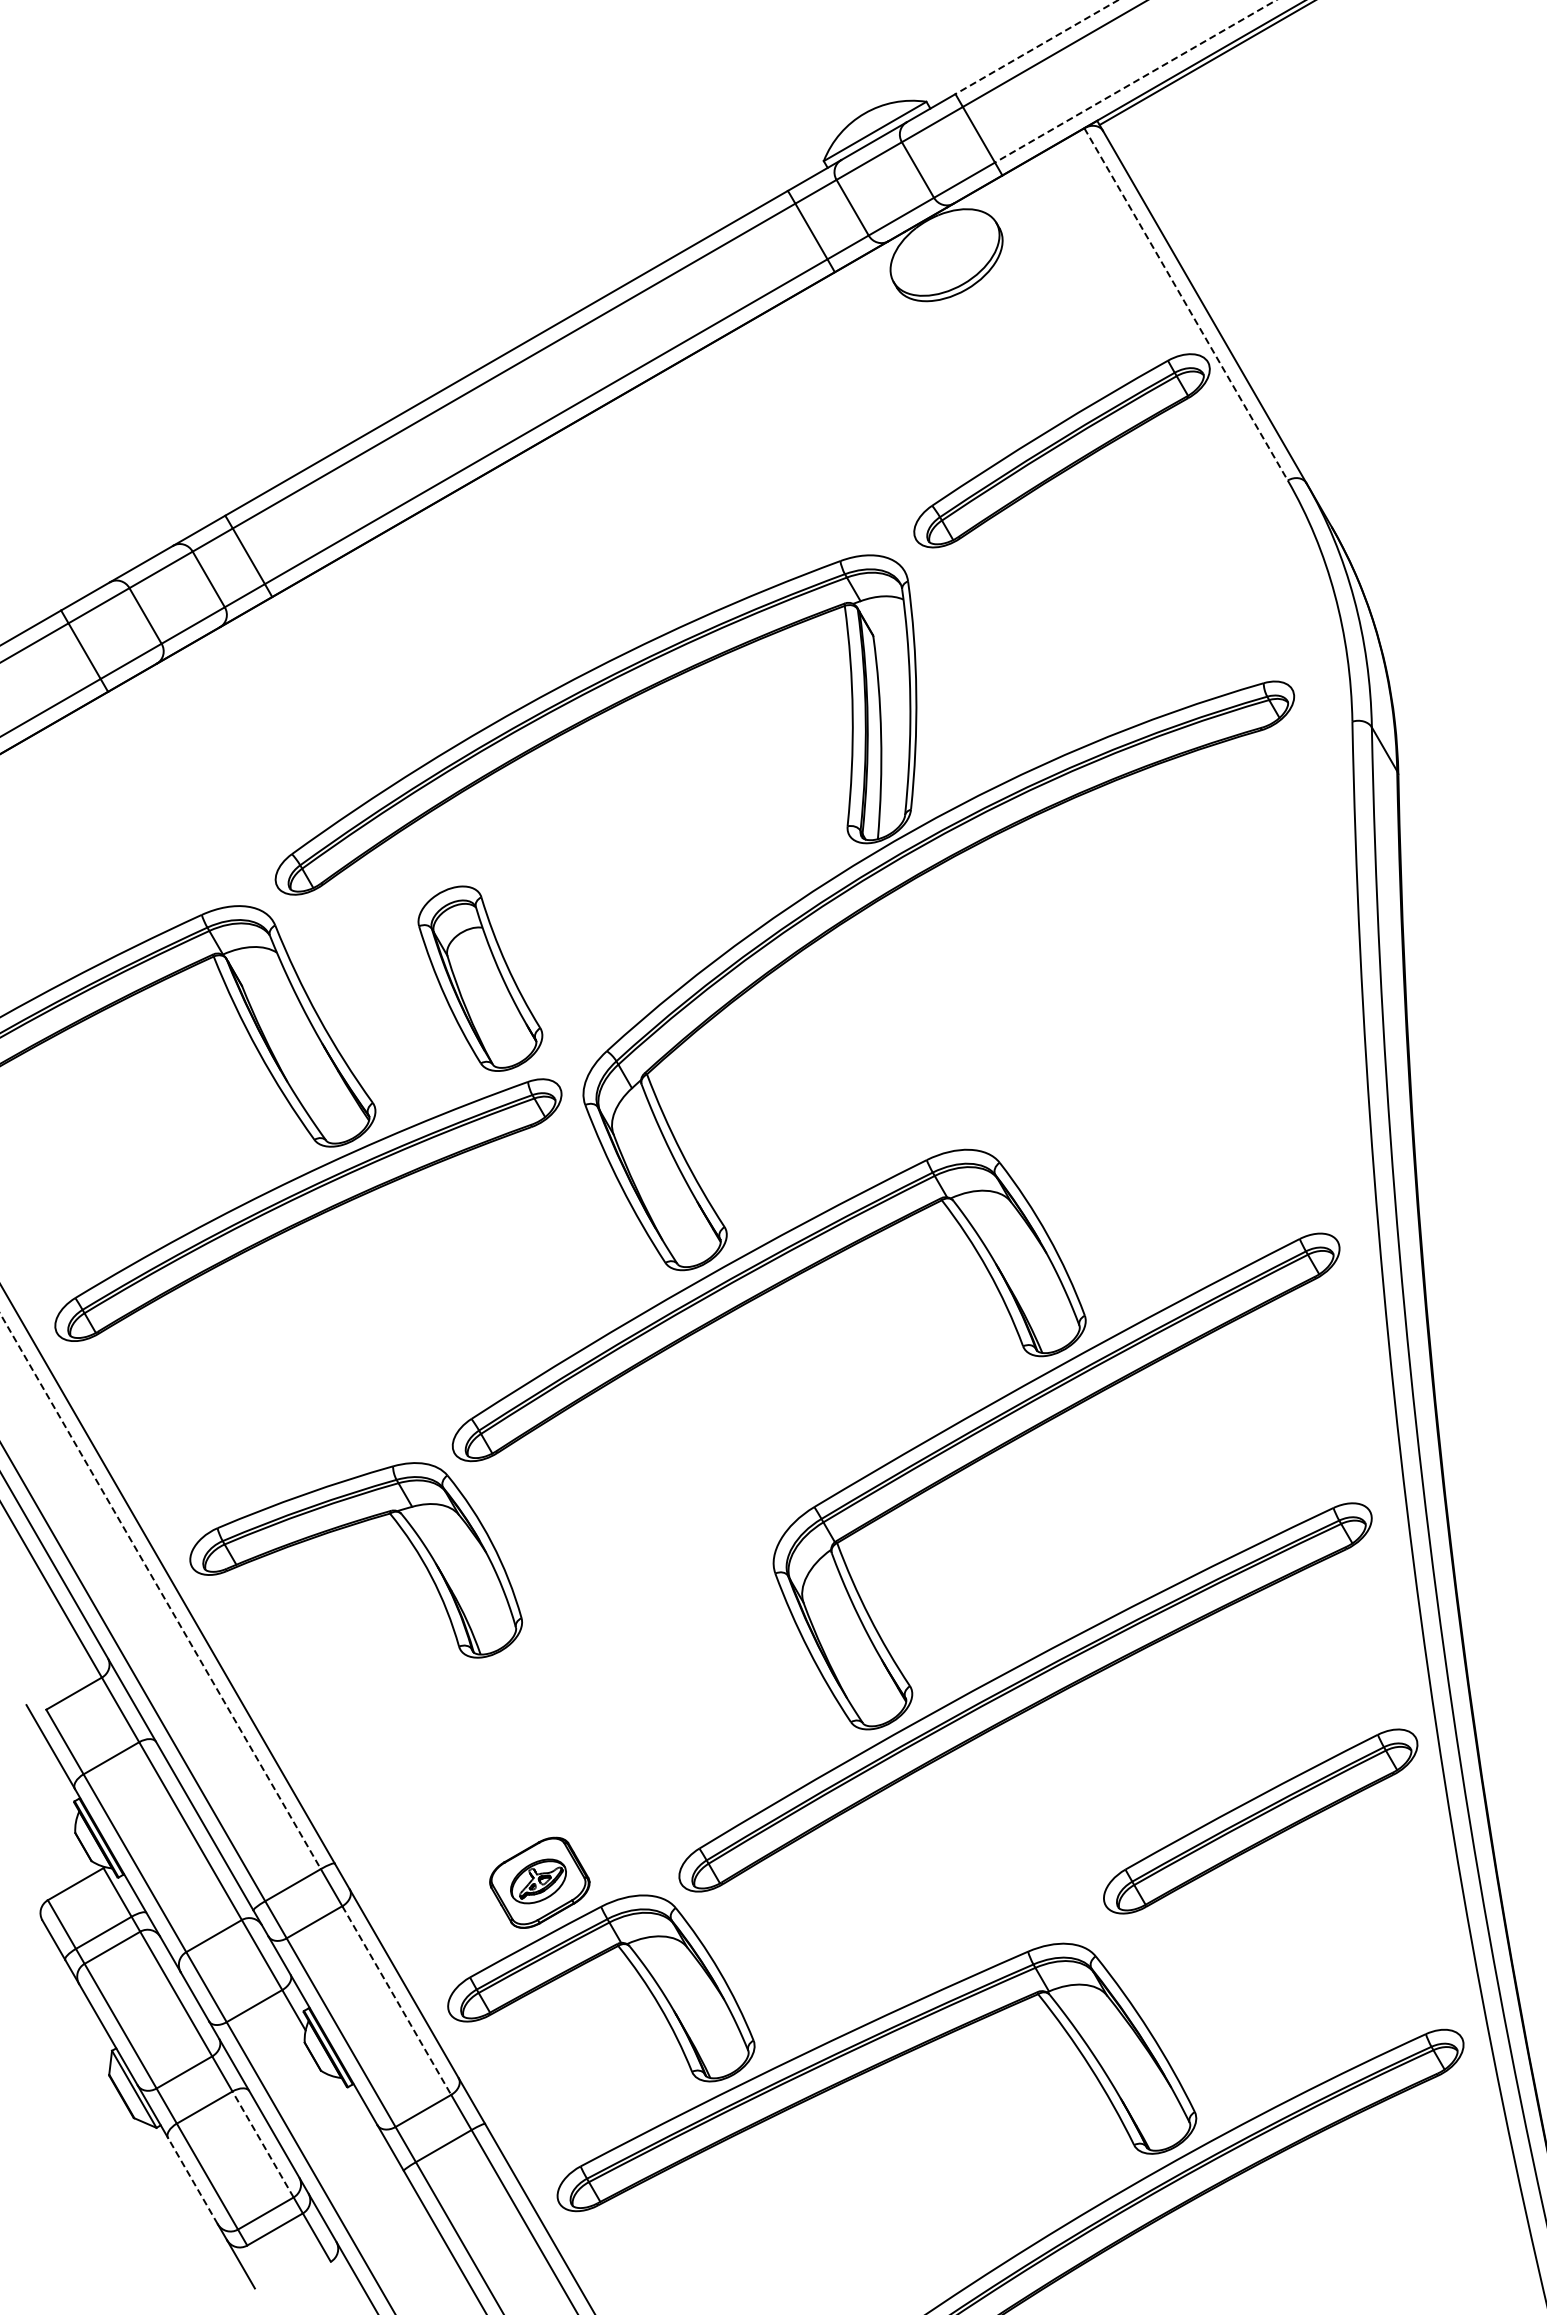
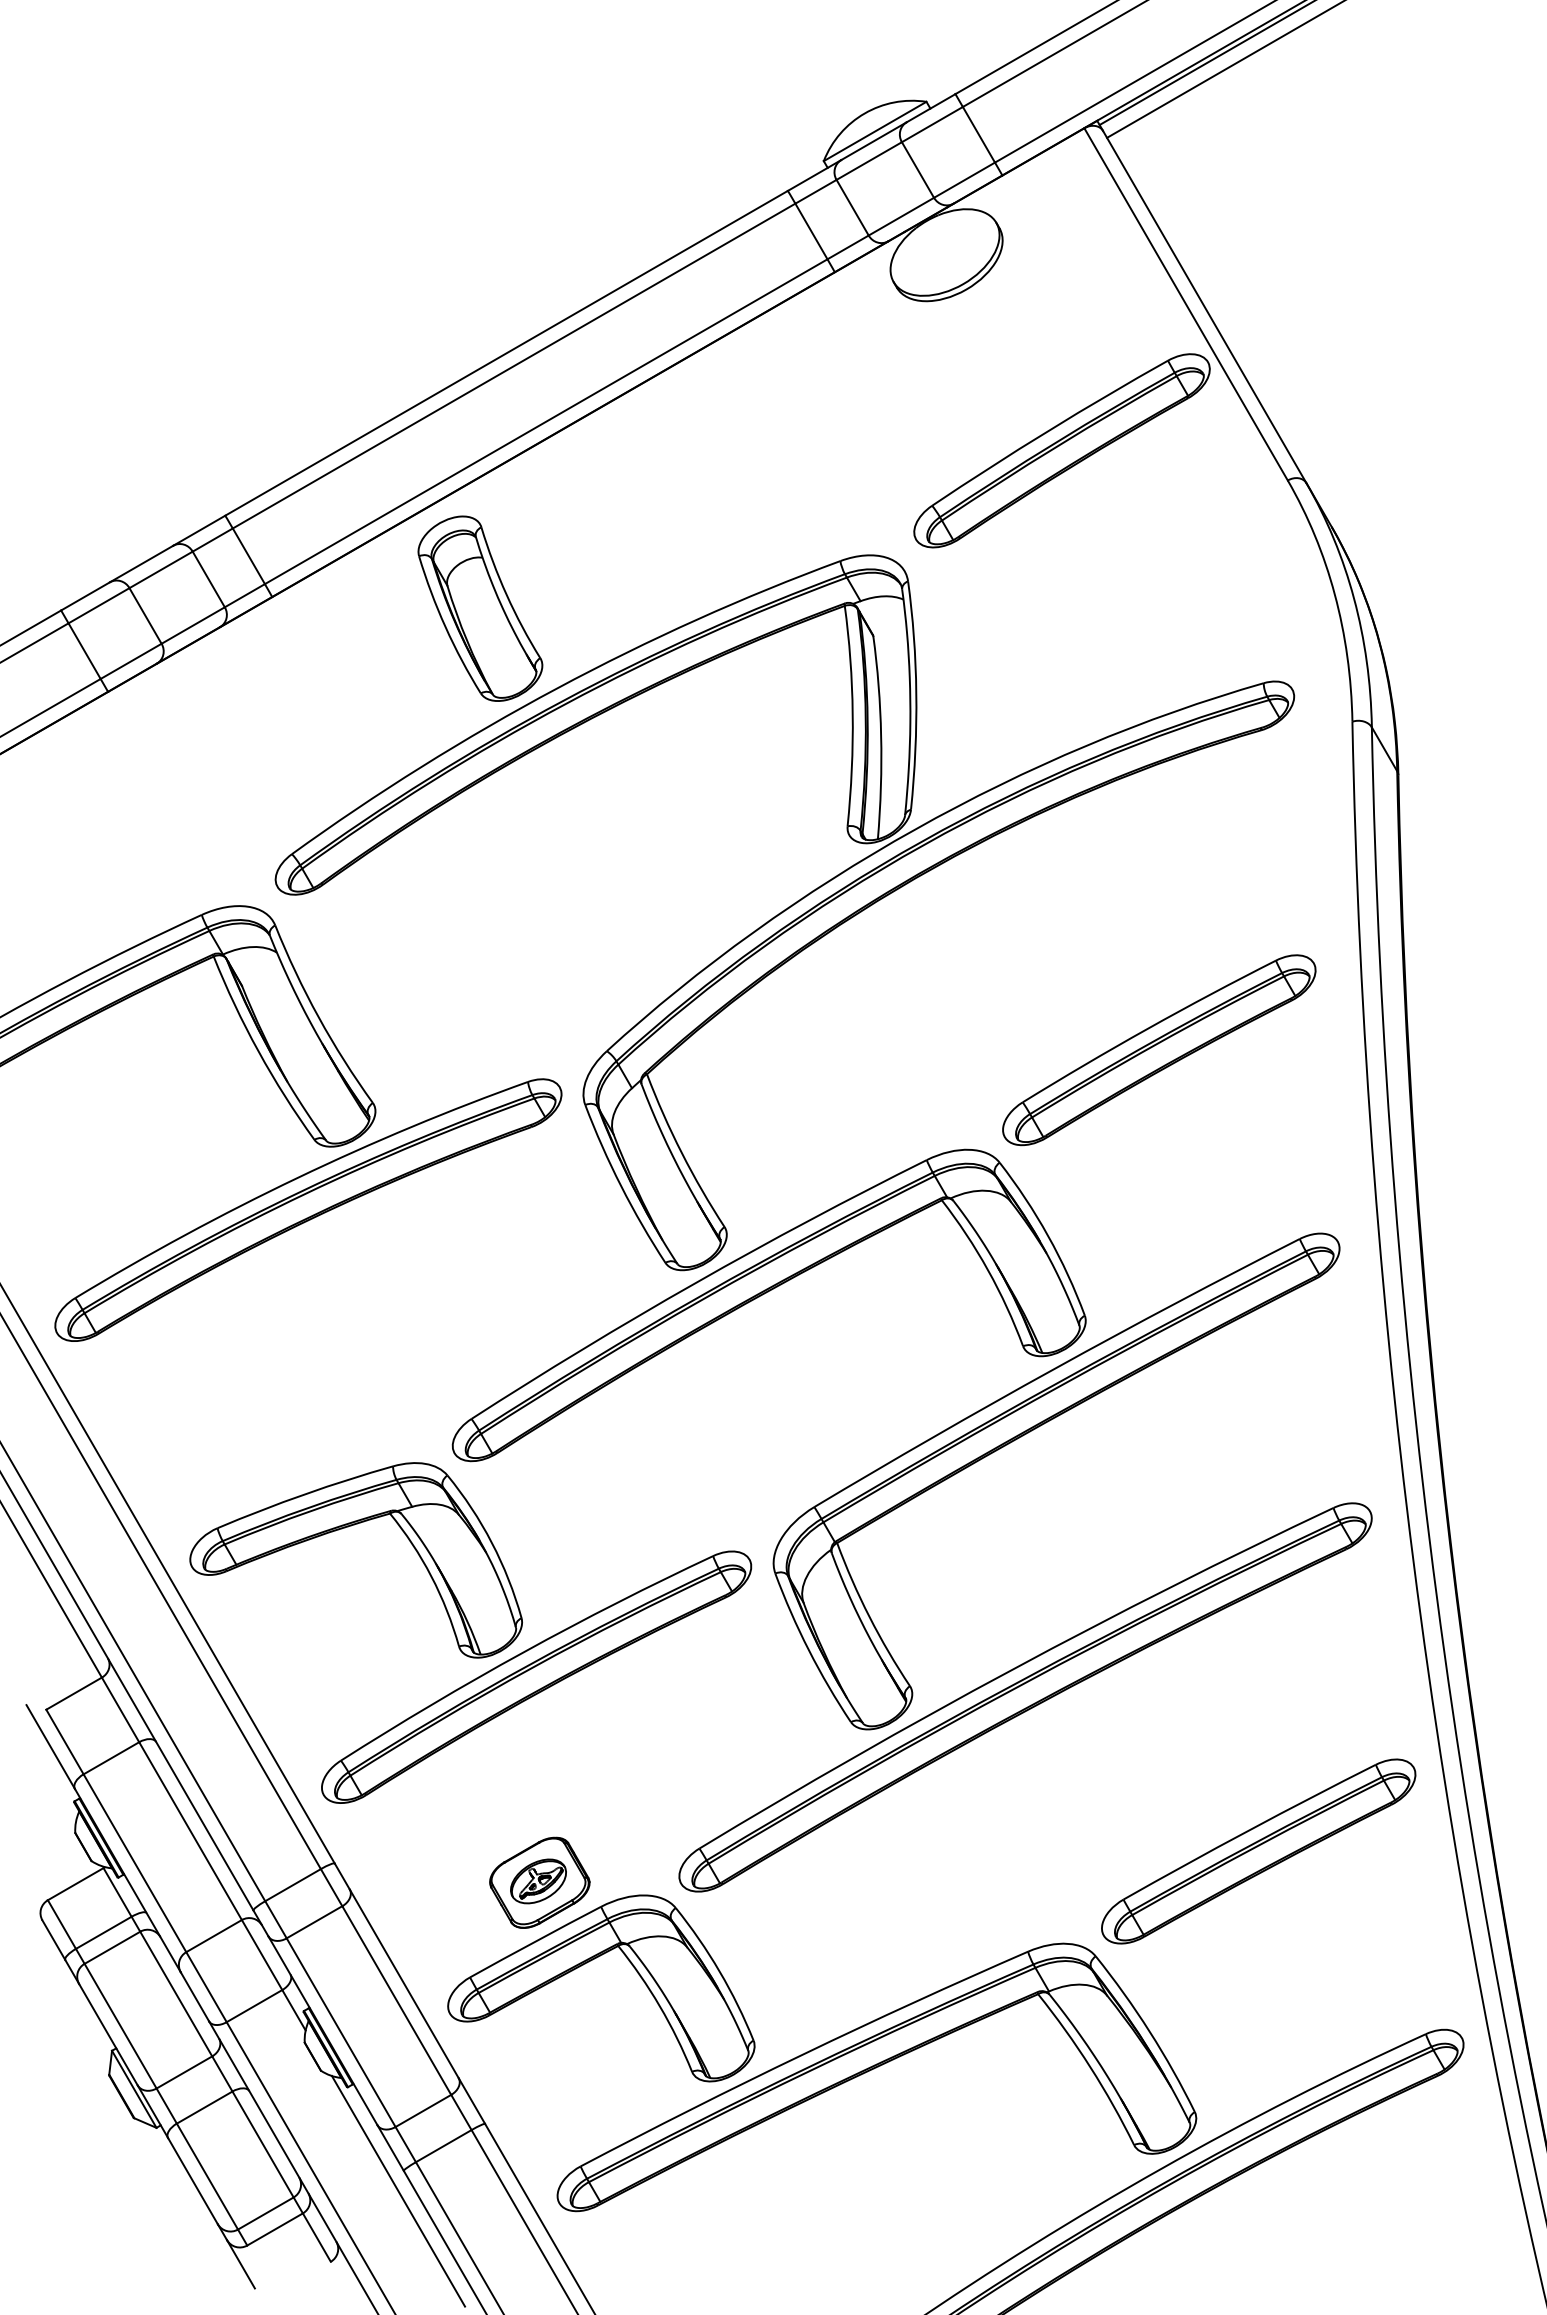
line: dashed -> solid (1036, 47)
line: none -> present (1224, 69)
line: dashed -> solid (1135, 81)
line: dashed -> solid (1186, 304)
part position: (480, 978) -> (480, 608) (480, 608)
part: none -> present (1159, 1050)
line: dashed -> solid (160, 1591)
part: none -> present (536, 1676)
part position: (1260, 1821) -> (1258, 1851) (1258, 1851)
line: dashed -> solid (396, 2000)
line: dashed -> solid (262, 2144)
line: dashed -> solid (192, 2181)
line: none -> present (398, 2191)
